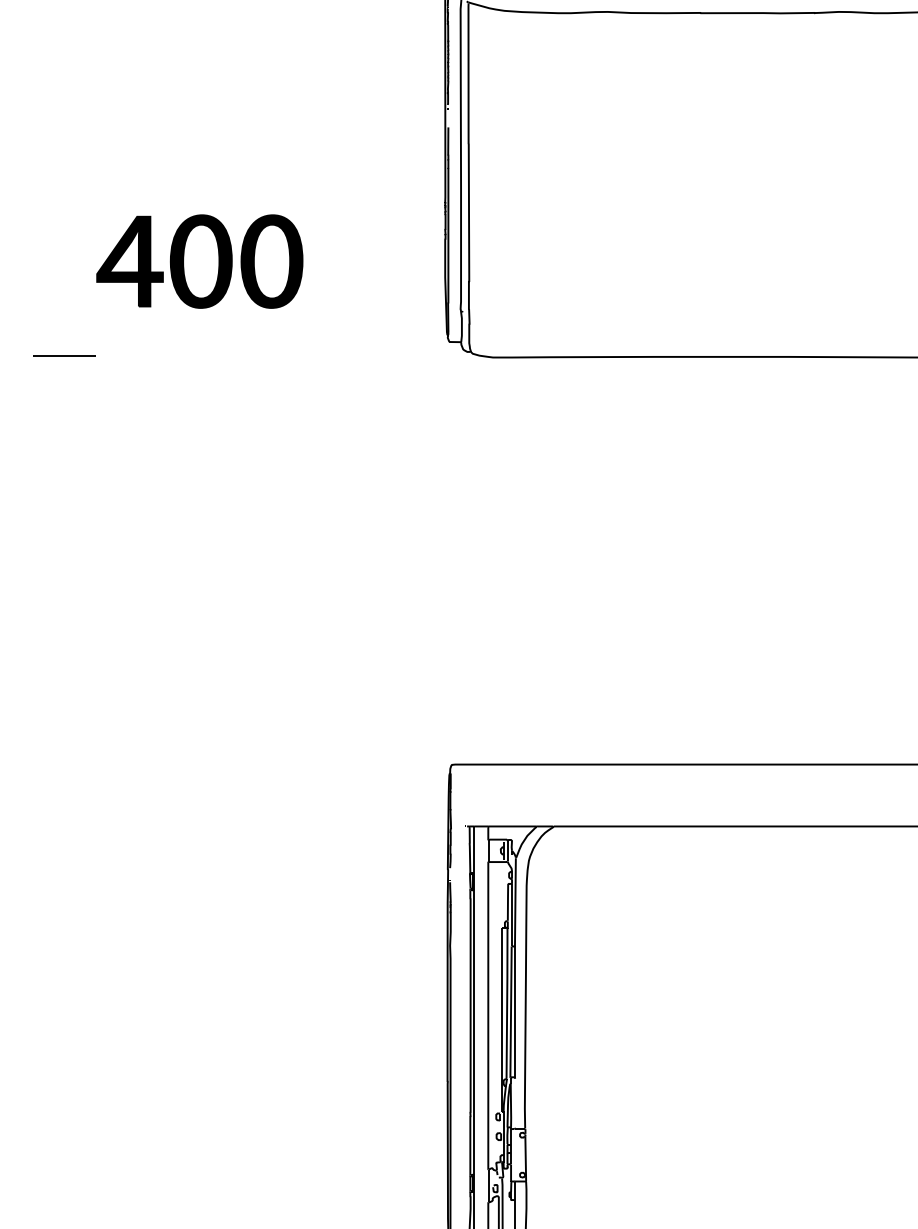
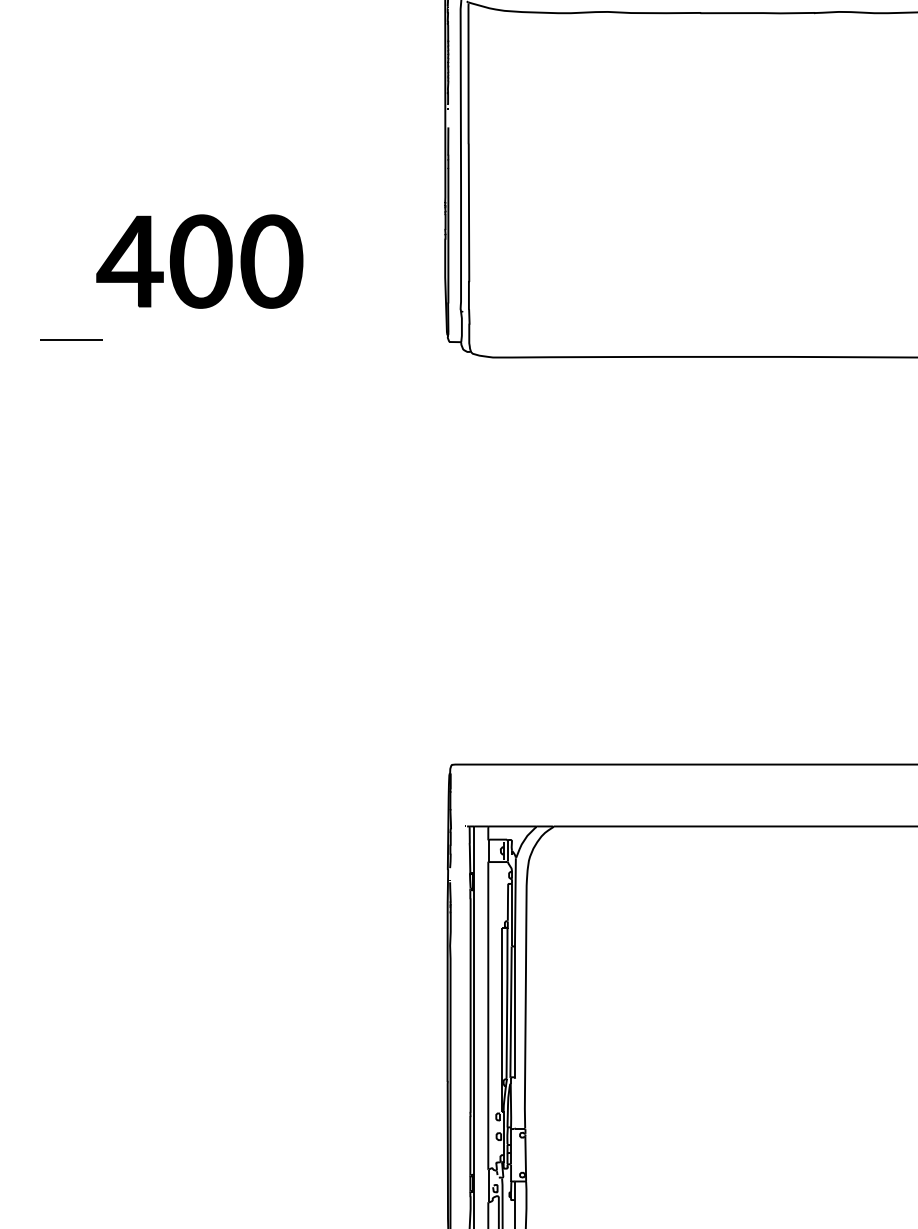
line position: (64, 355) -> (71, 339) (71, 339)
